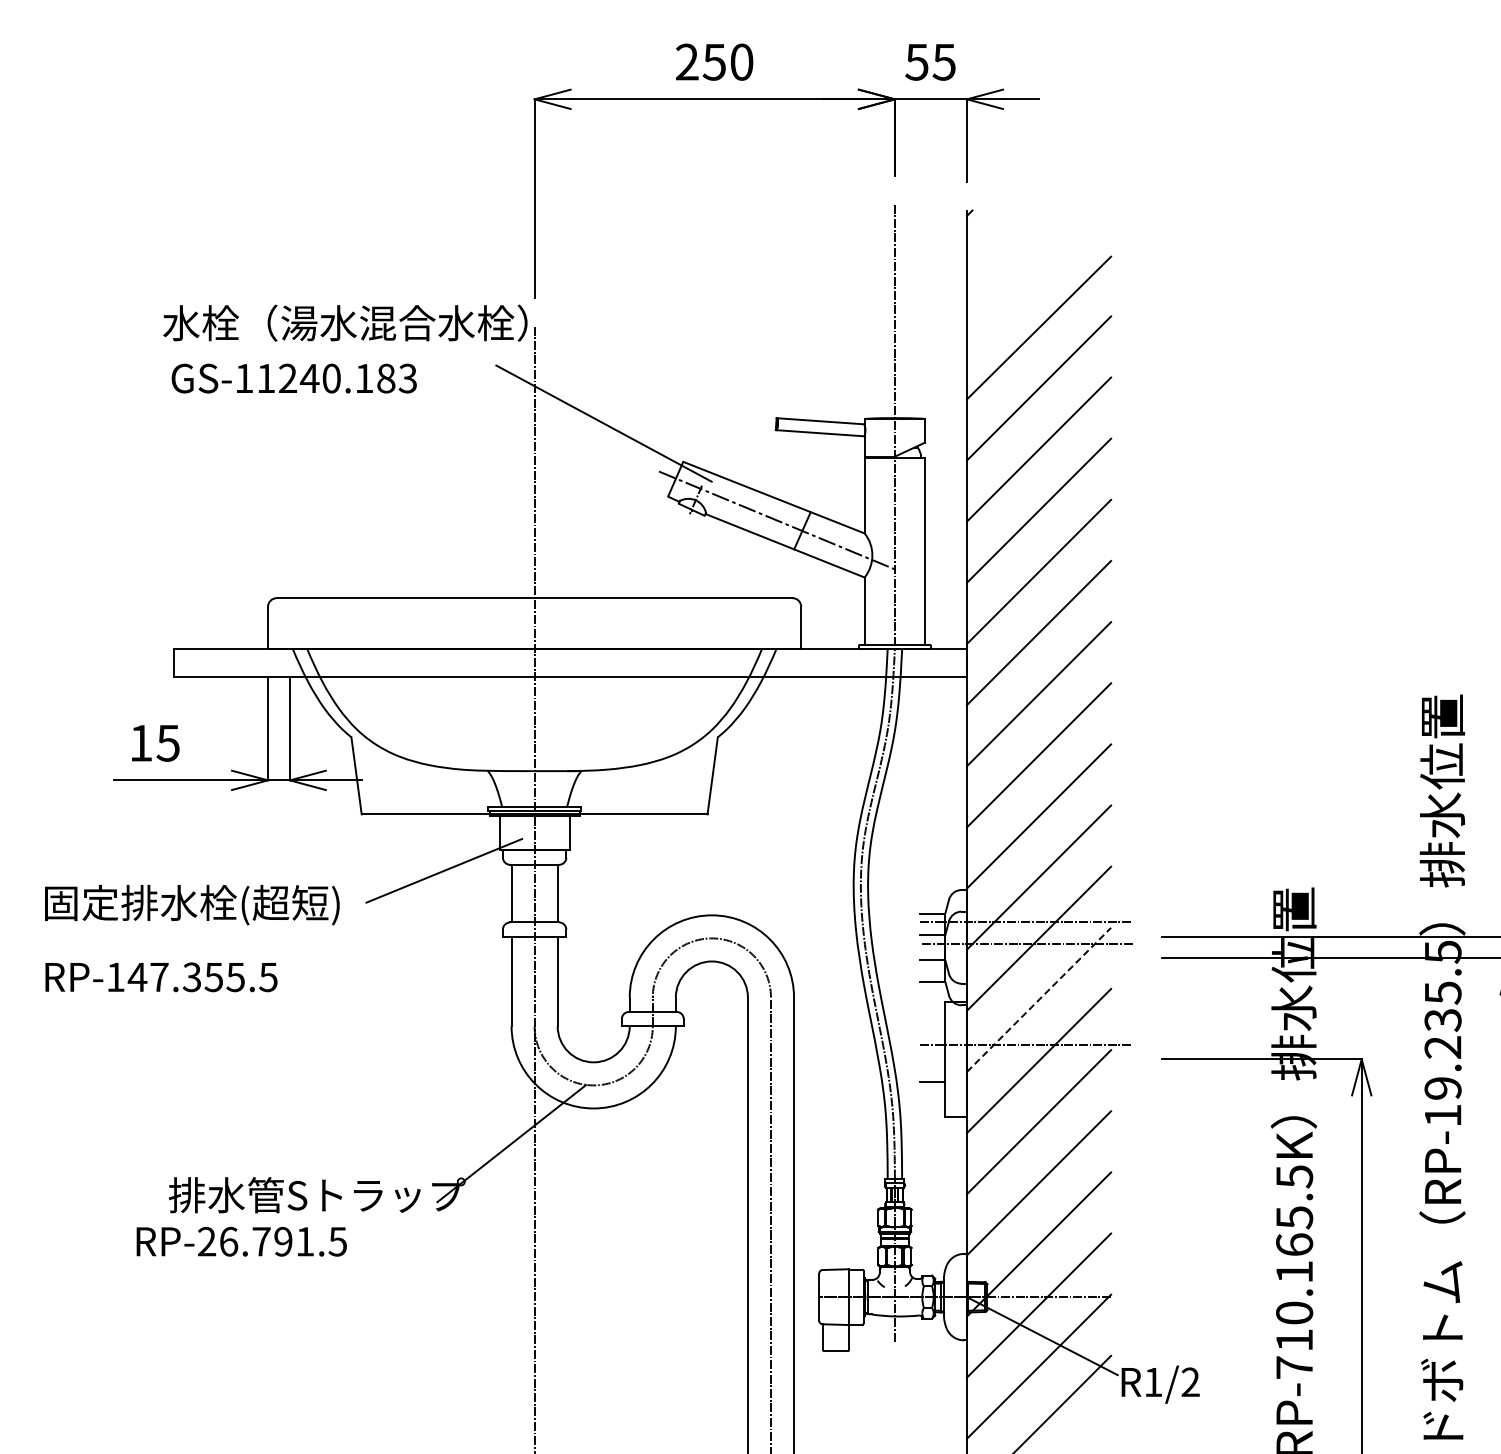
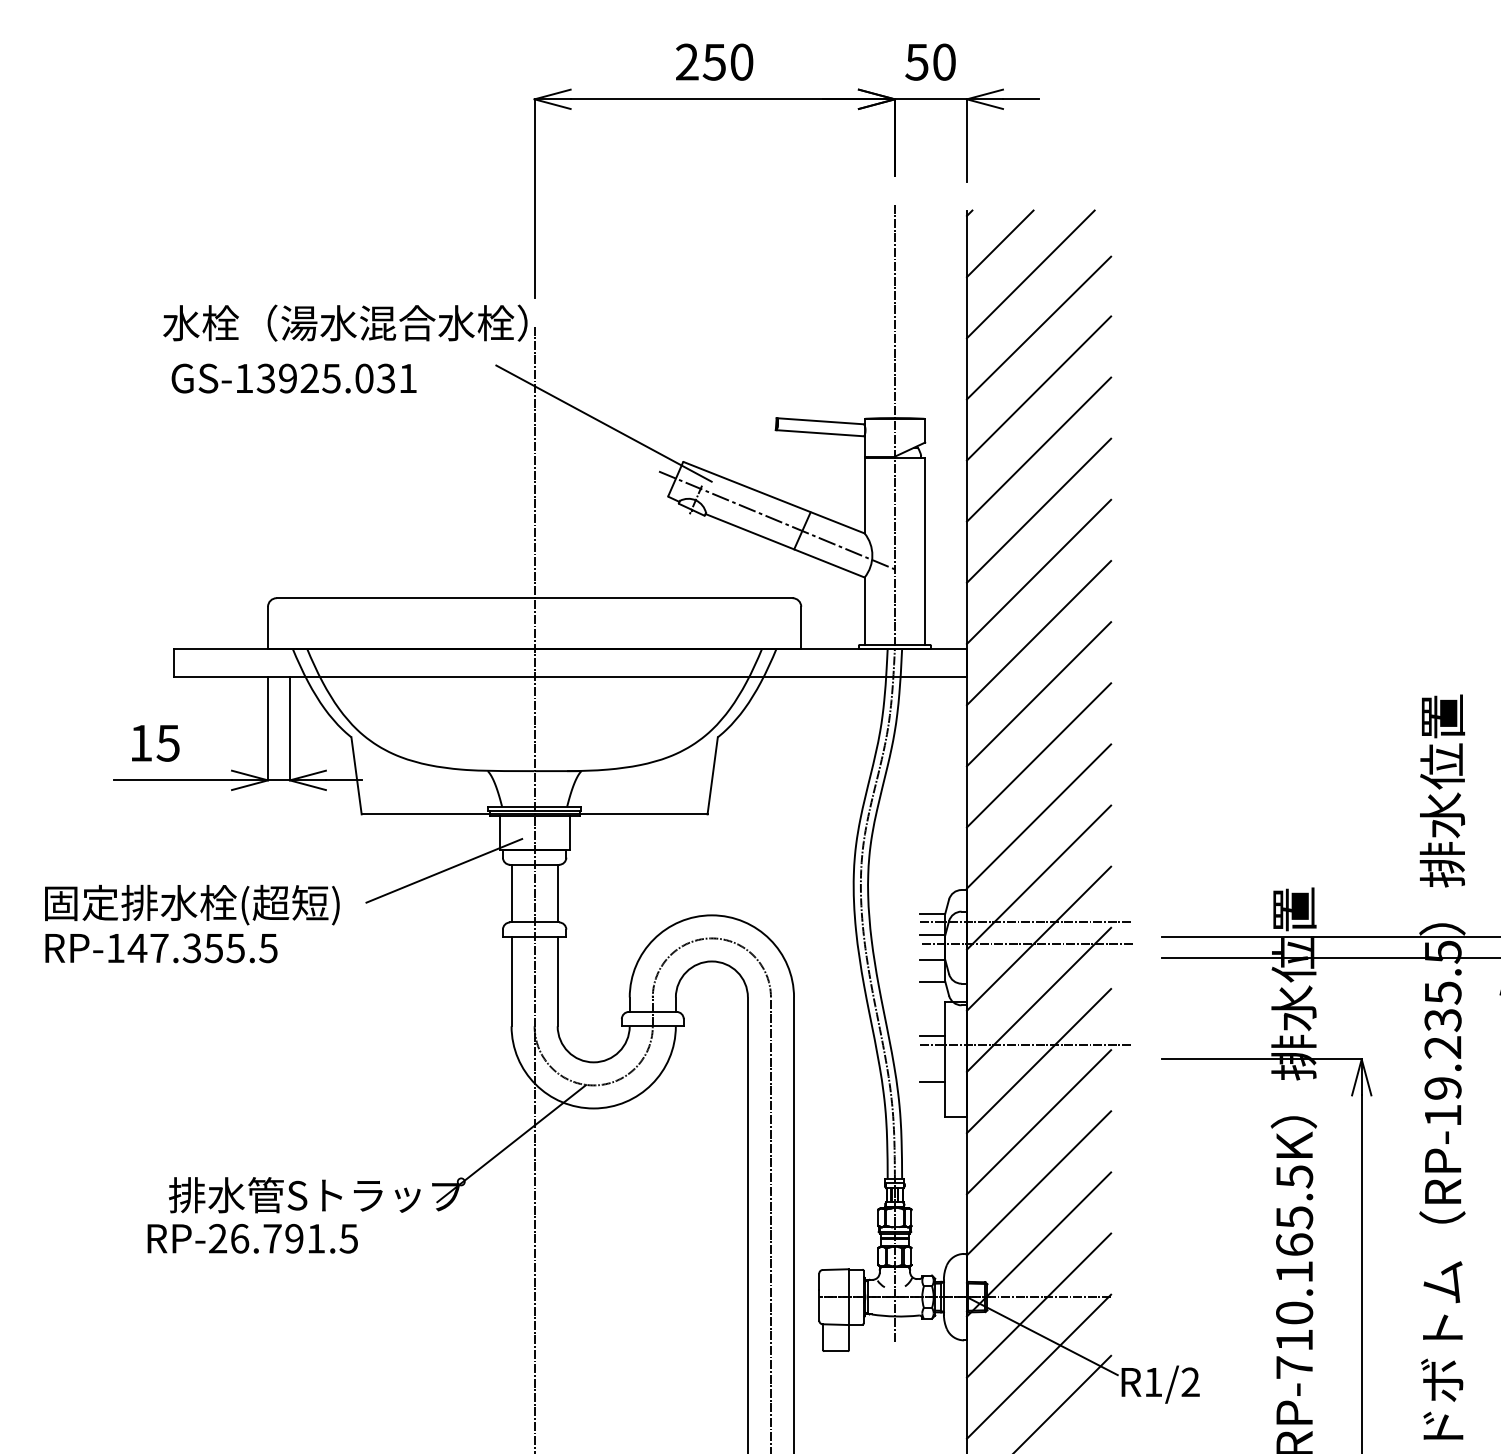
text: 55 -> 50 (943, 61)
line: none -> present (999, 243)
line: none -> present (1030, 274)
text: GS-11240.183 -> GS-13925.031 (336, 378)
text position: (161, 977) -> (161, 948) (161, 948)
line: dashed -> solid (1039, 999)
line: none -> present (932, 1036)
text position: (241, 1241) -> (252, 1238) (252, 1238)
